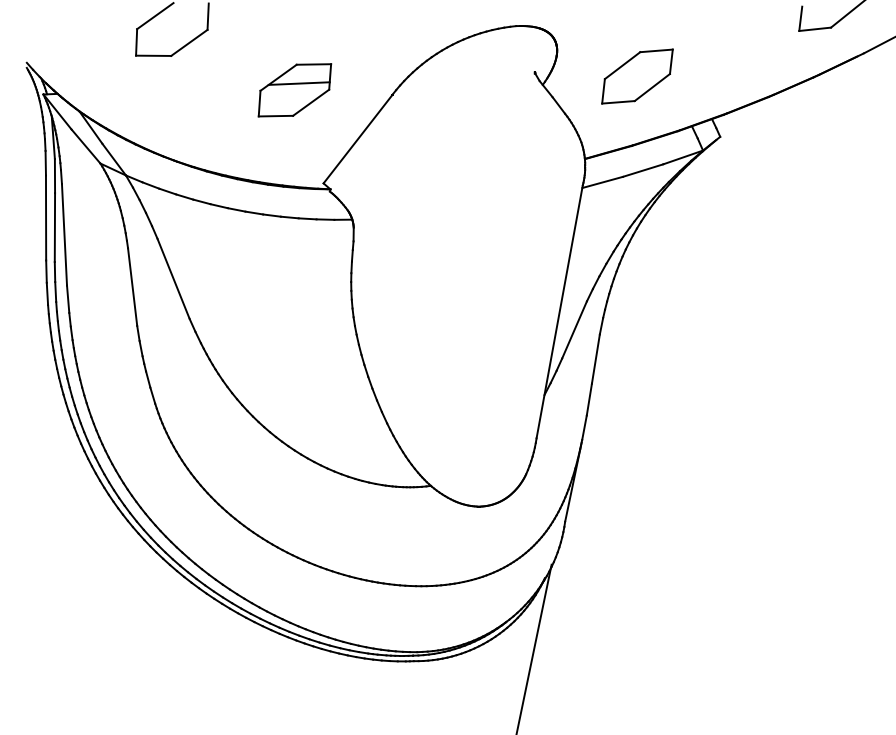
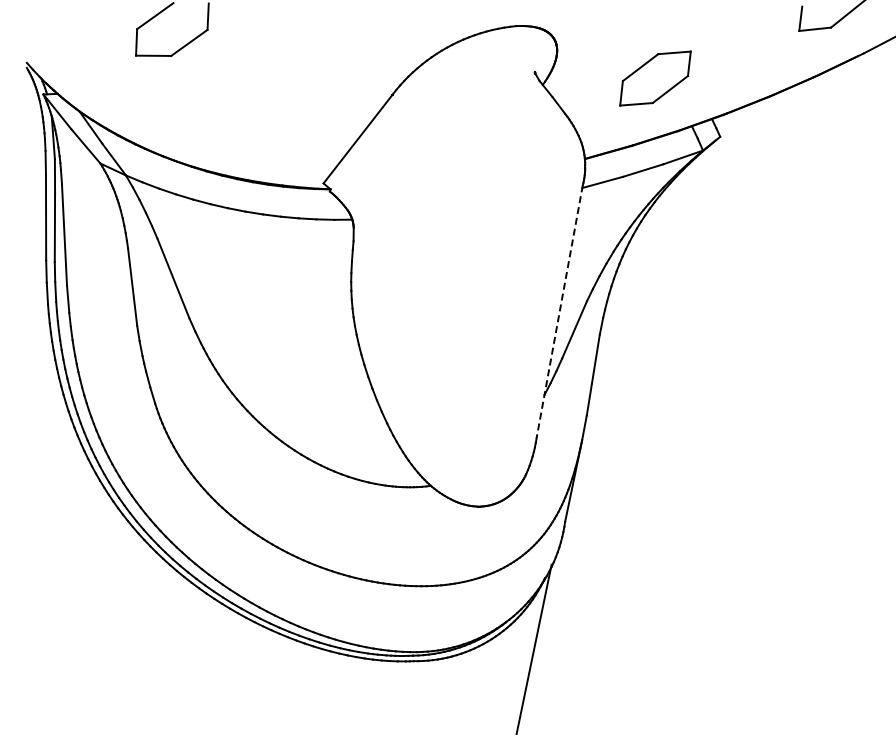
part position: (637, 76) -> (655, 78) (655, 78)
part: present -> none (294, 90)
line: solid -> dashed (559, 311)
